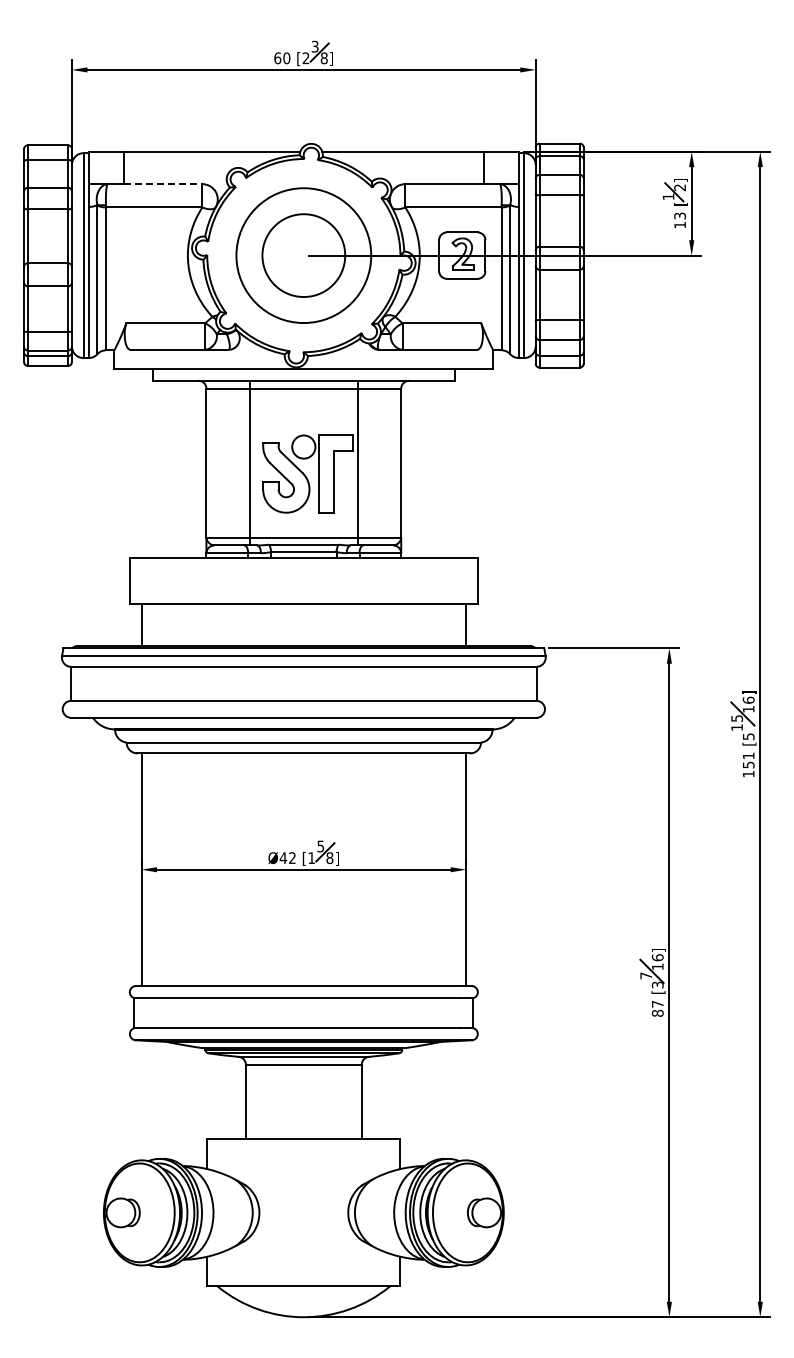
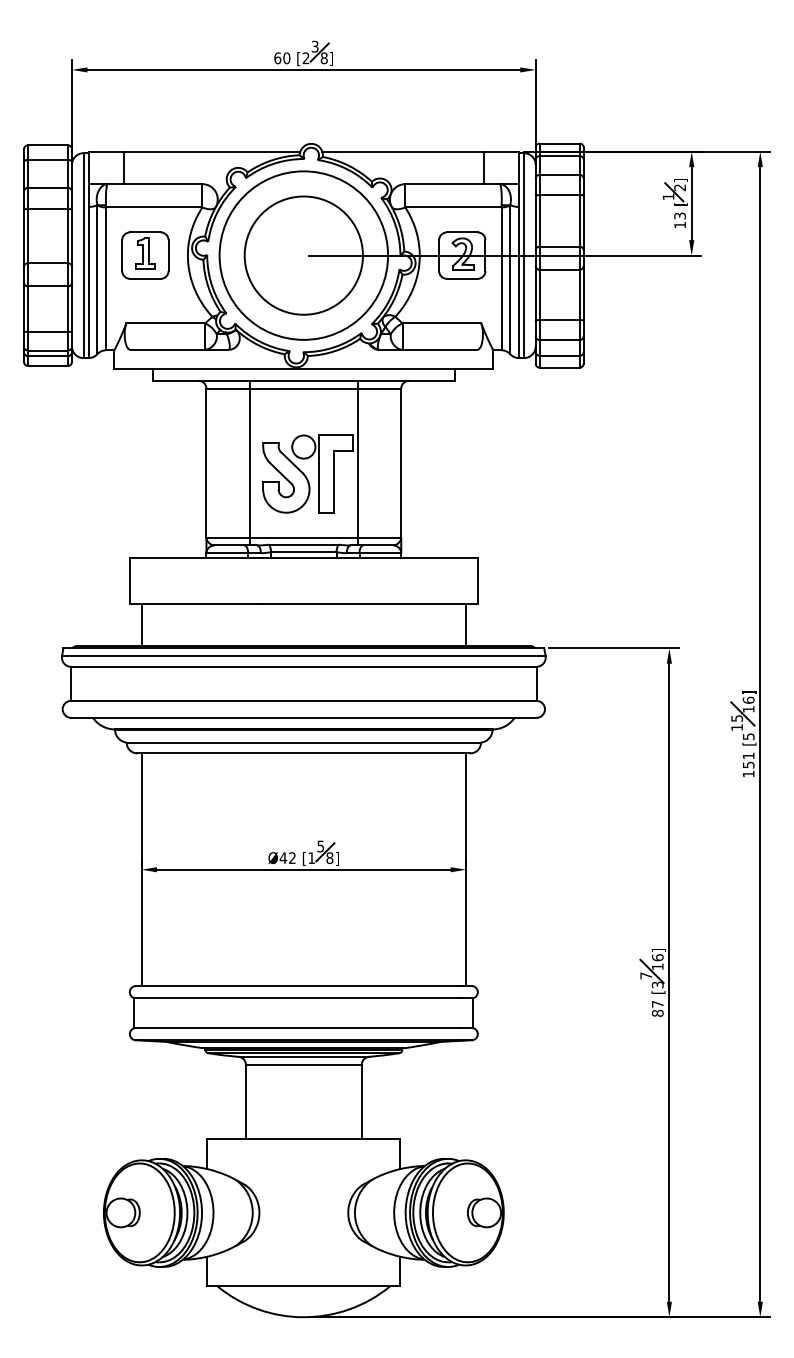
line: dashed -> solid (163, 184)
part: none -> present (145, 255)
circle diameter: 135 px -> 168 px (303, 255)
circle diameter: 83 px -> 118 px (303, 255)
